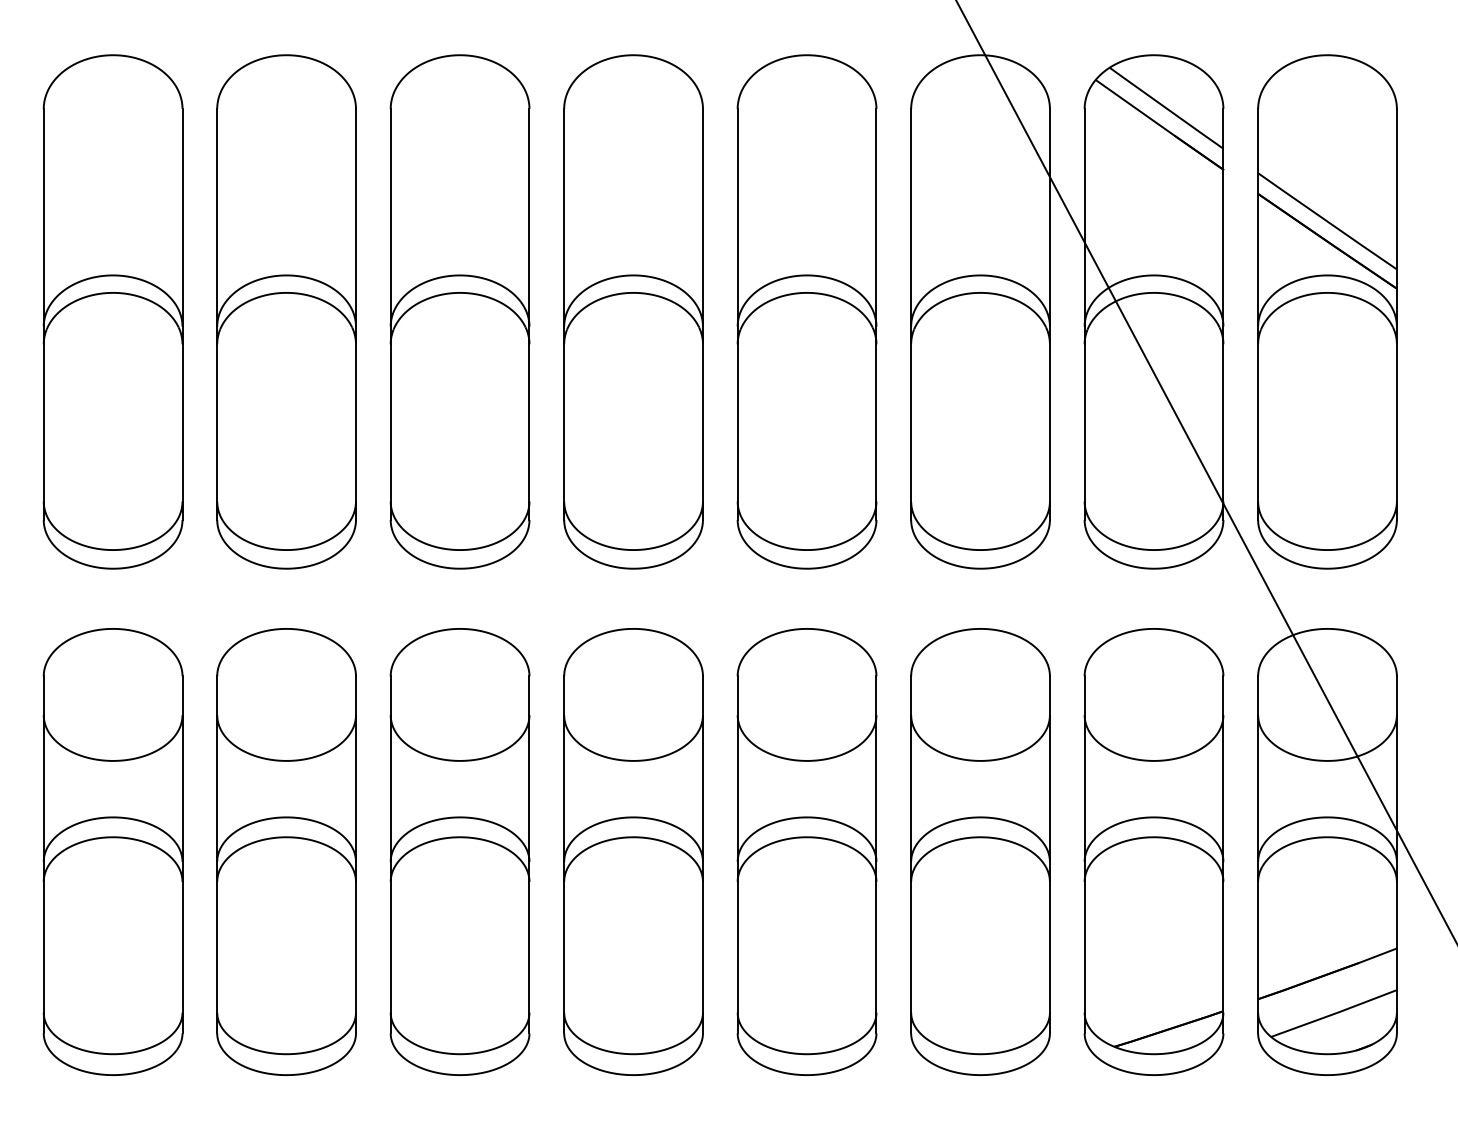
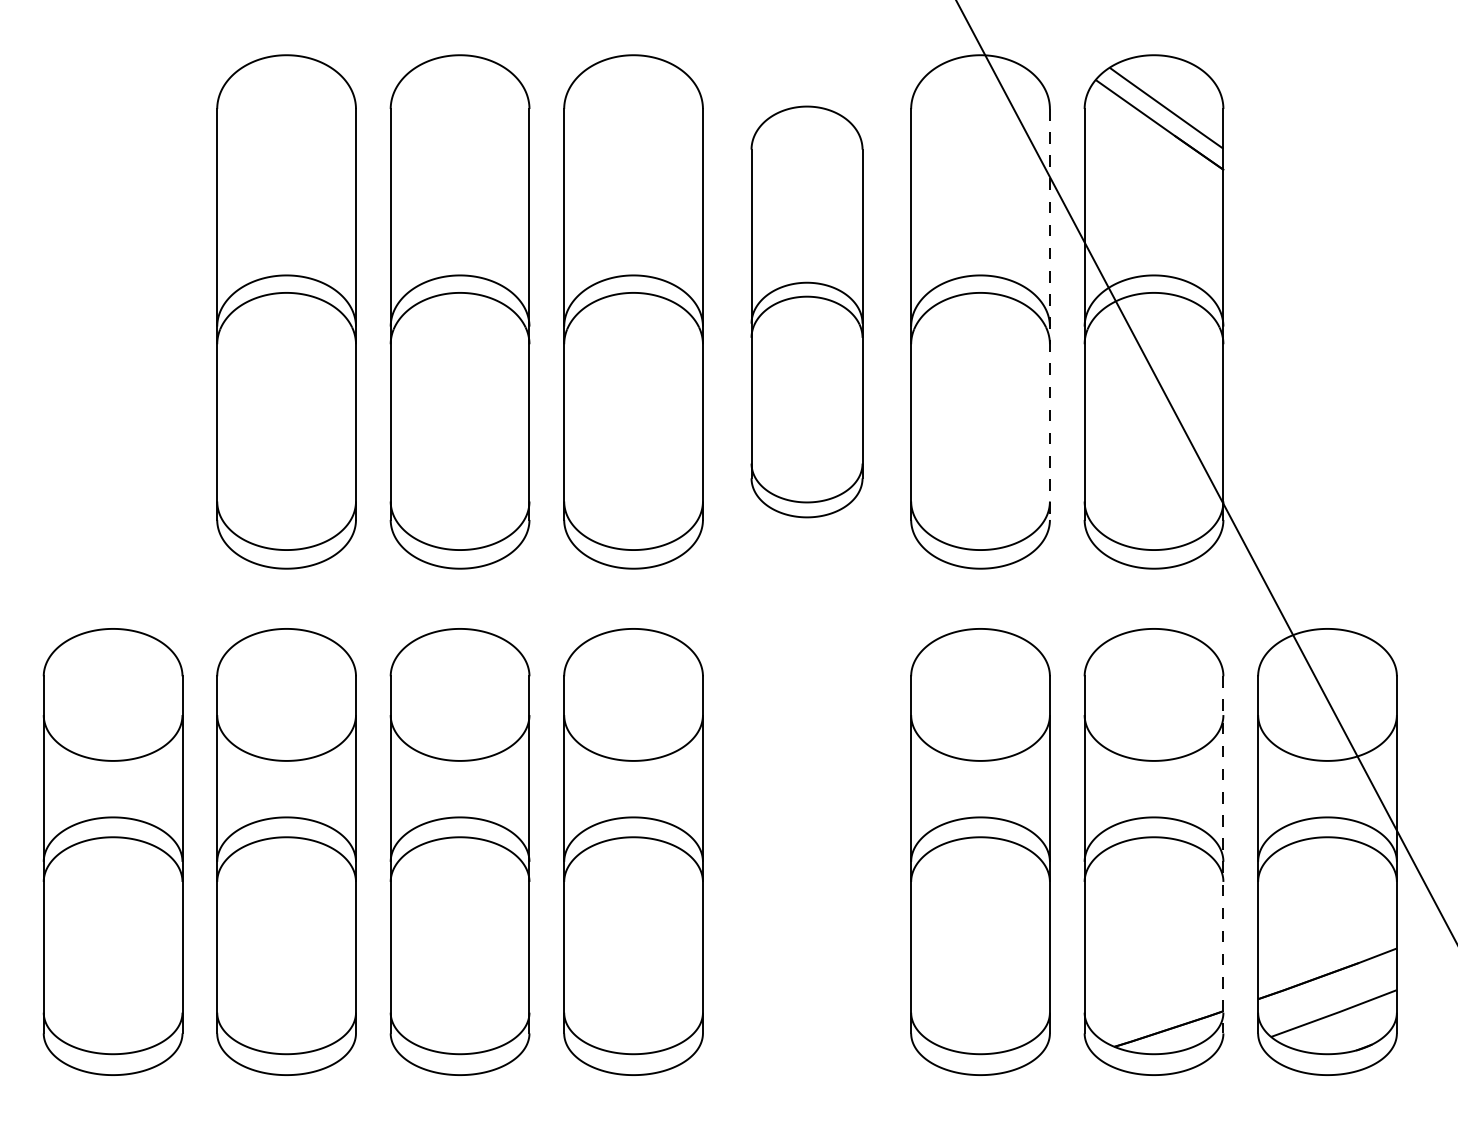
part: present -> none (112, 311)
part size: 142x516 px -> 114x414 px (806, 311)
part: present -> none (1327, 311)
line: solid -> dashed (1049, 314)
part: present -> none (806, 851)
line: solid -> dashed (1223, 854)
